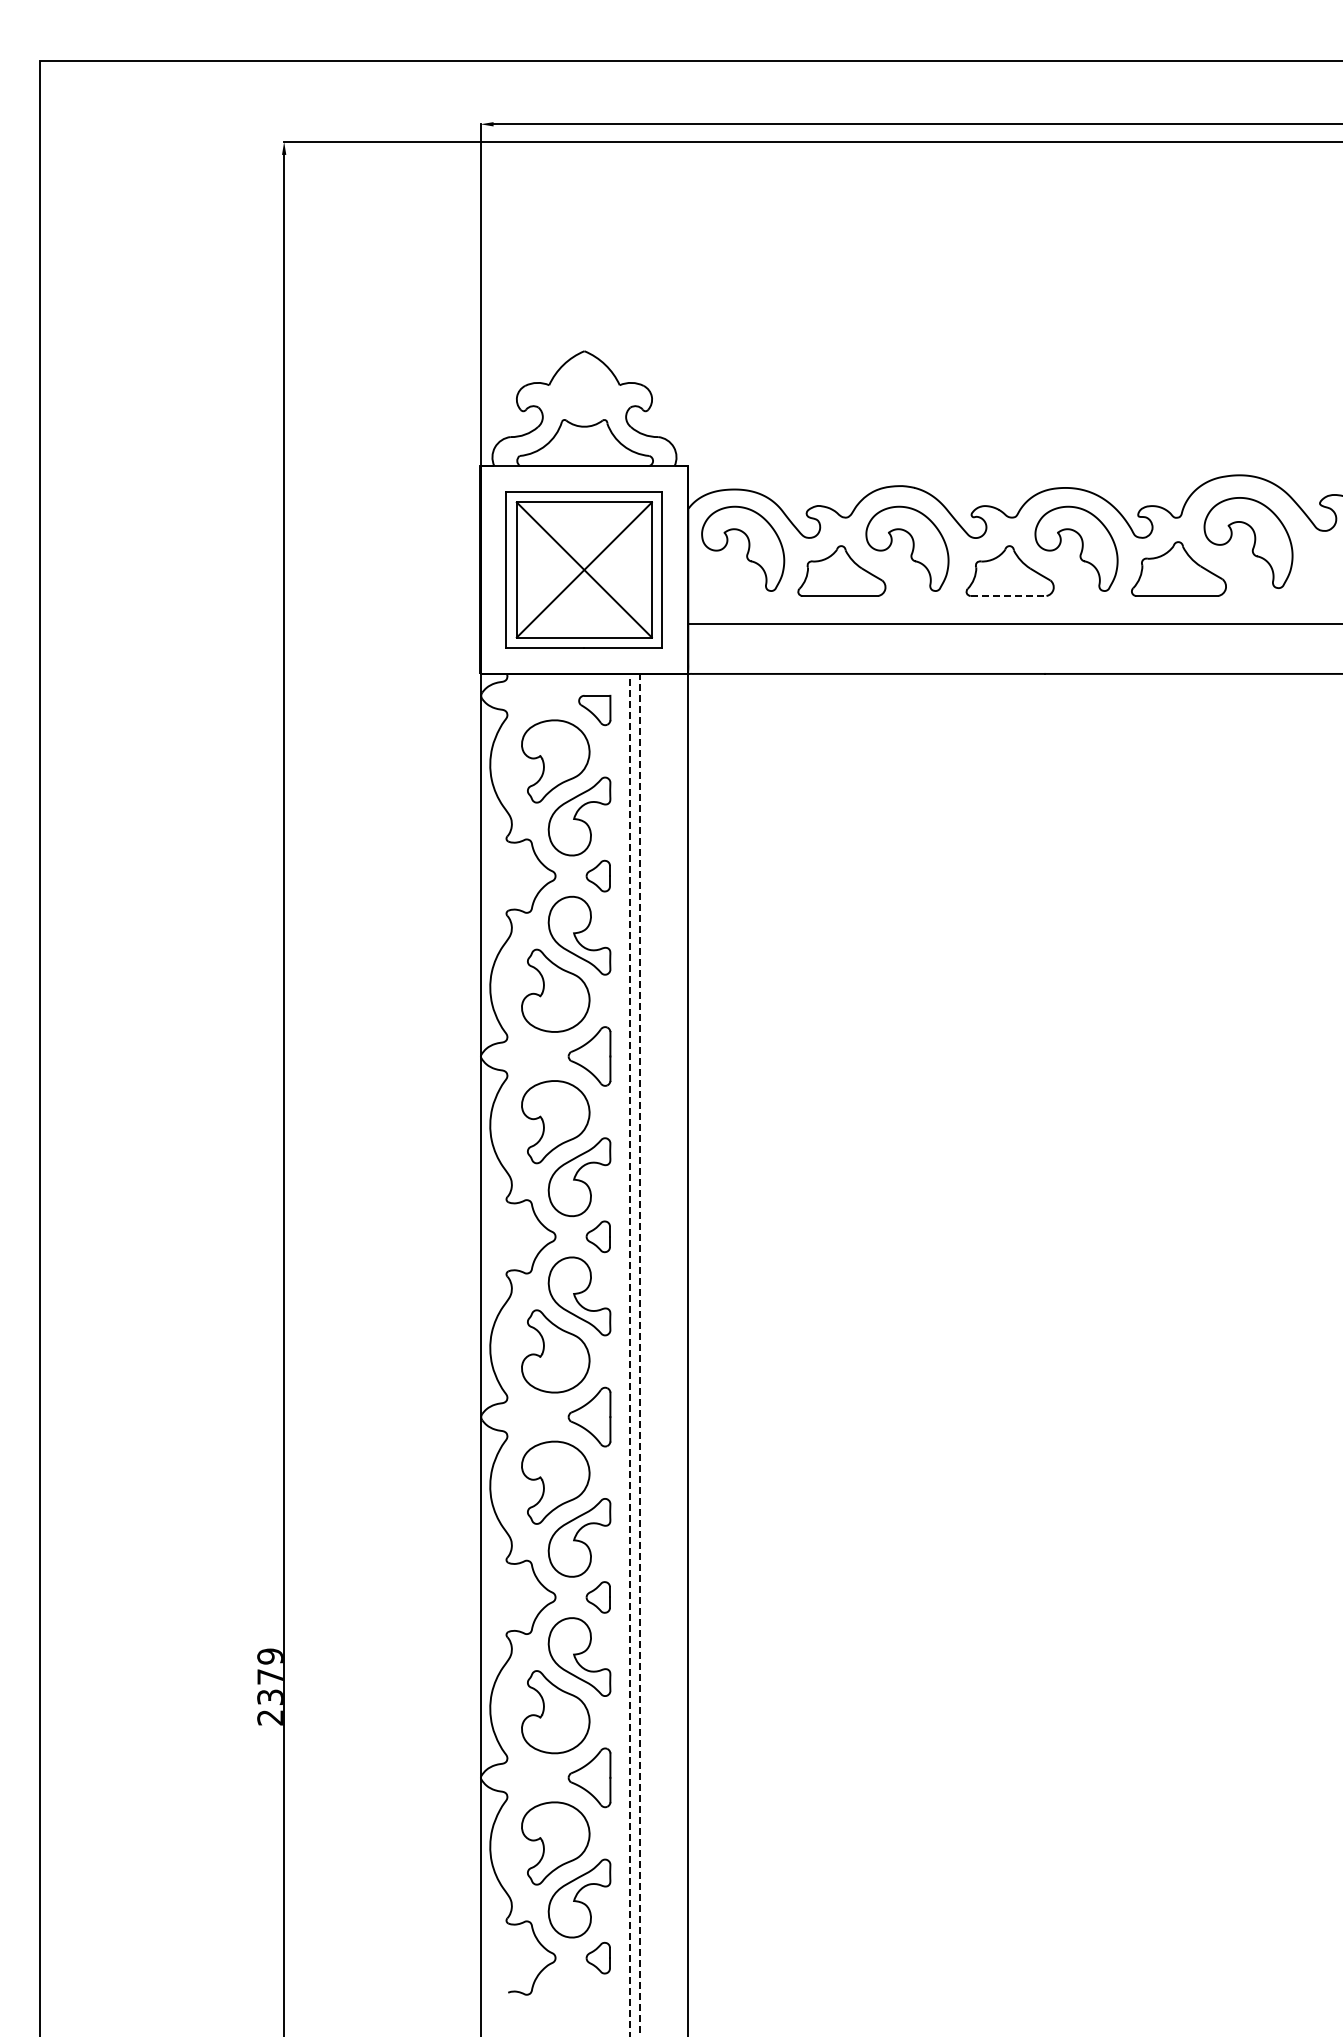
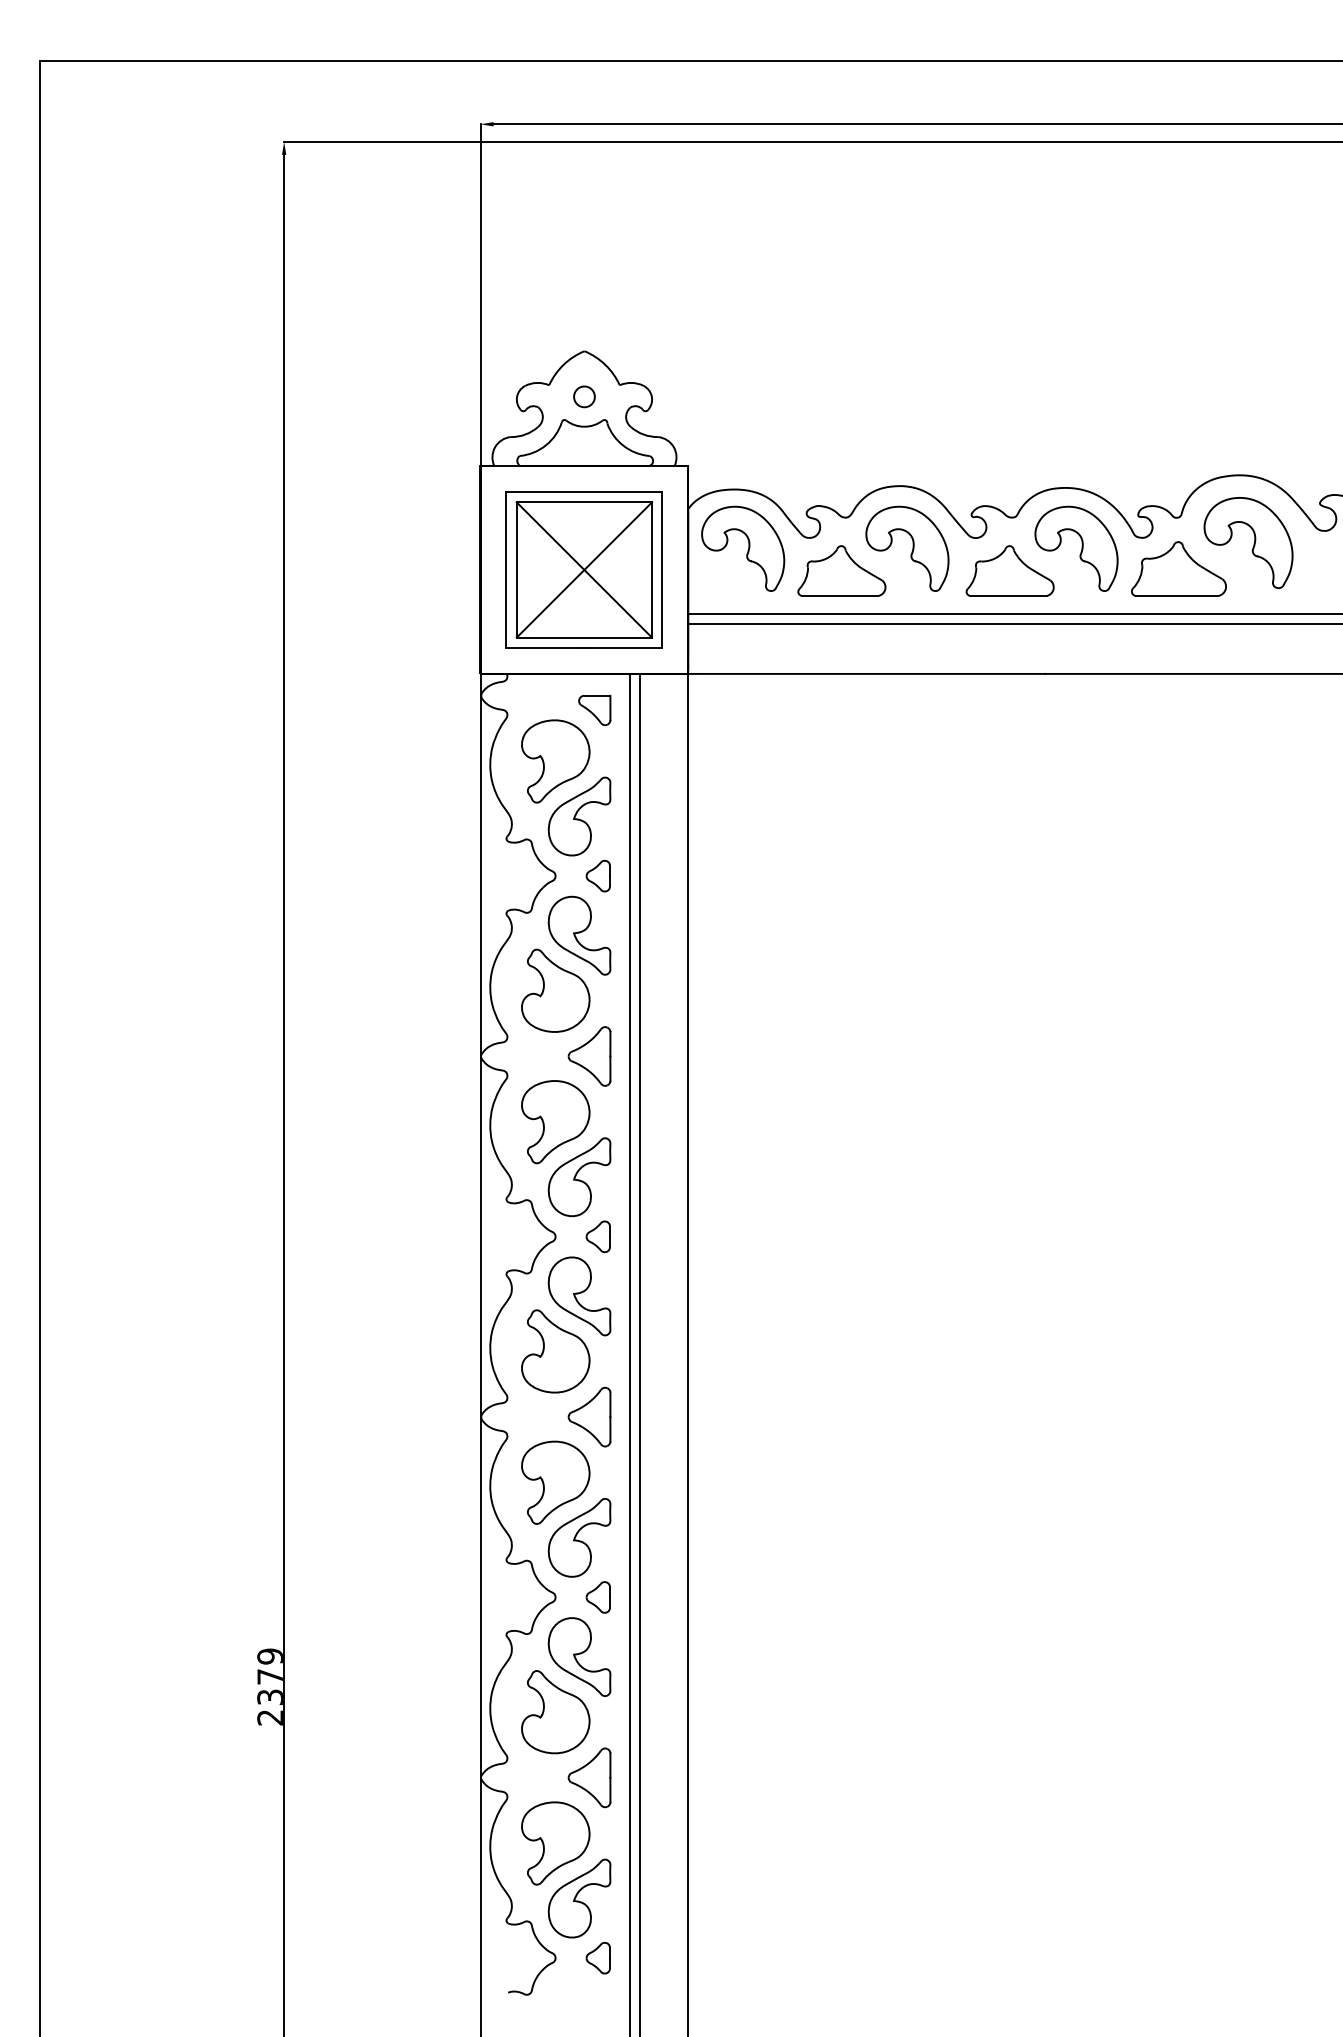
circle: none -> present (584, 396)
line: dashed -> solid (1008, 596)
line: none -> present (1013, 613)
line: dashed -> solid (635, 673)
